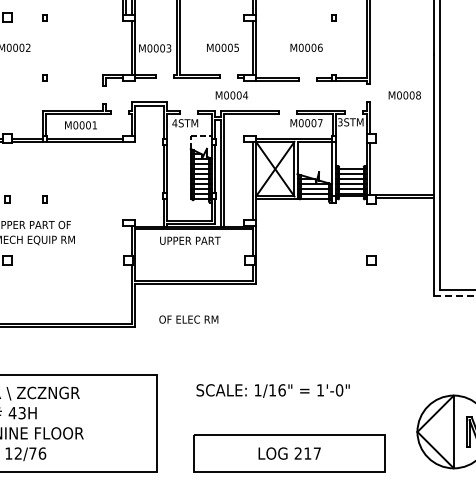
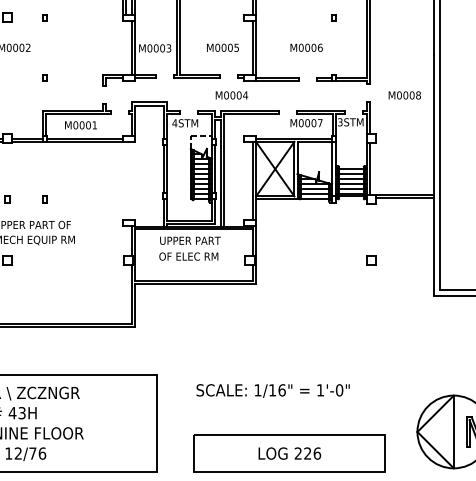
line: dashed -> solid (454, 296)
text position: (188, 319) -> (188, 256) (188, 256)
text: 217 -> 226 (312, 453)
